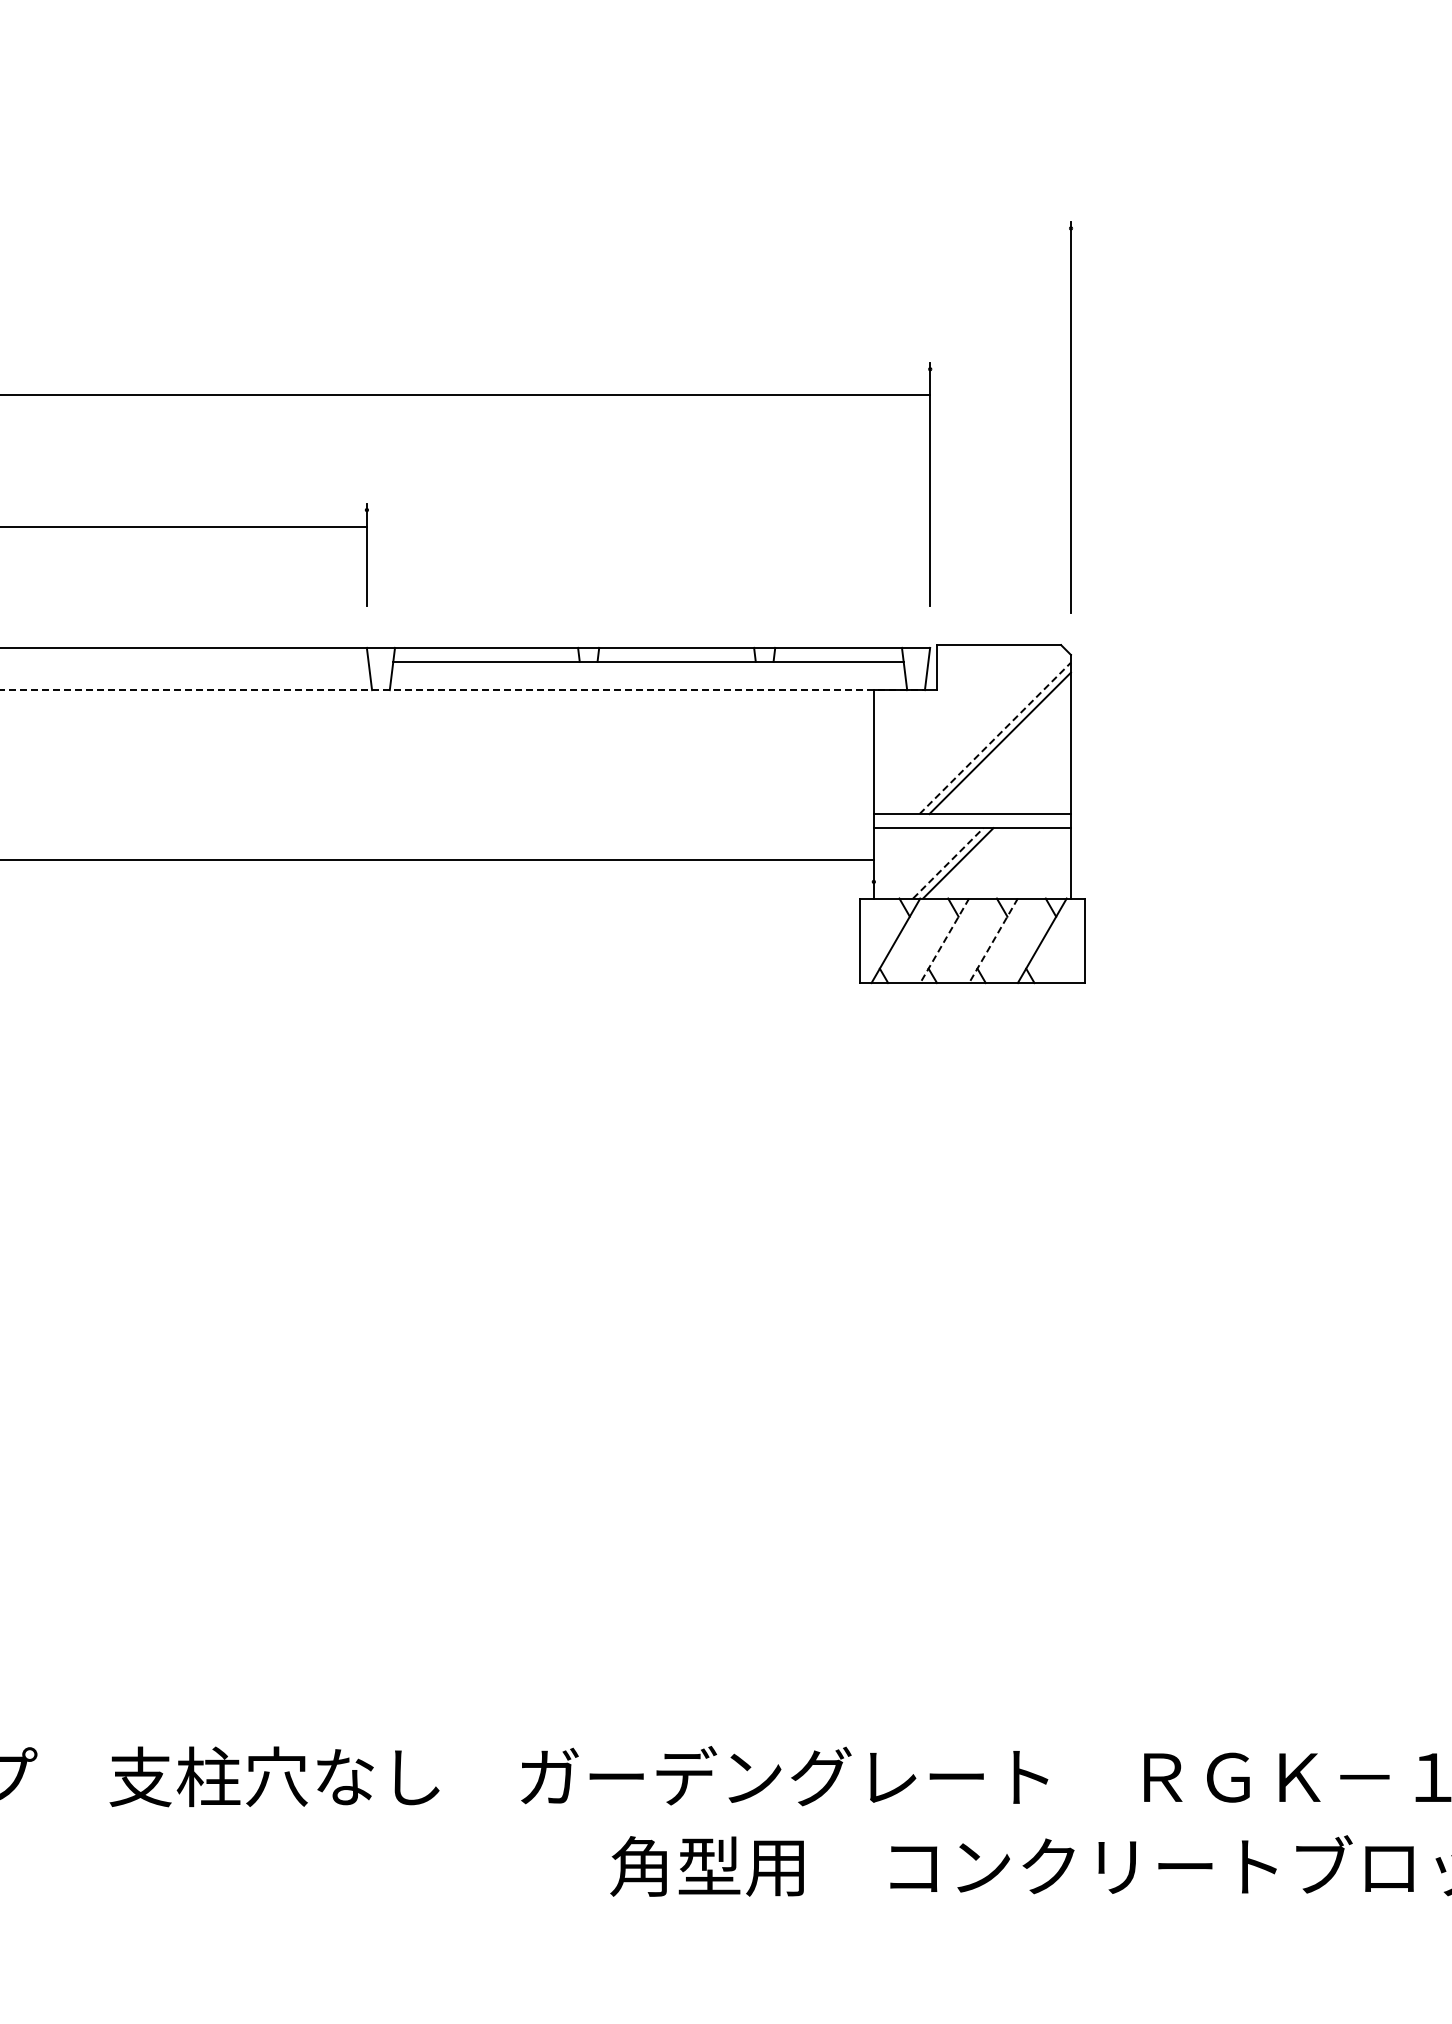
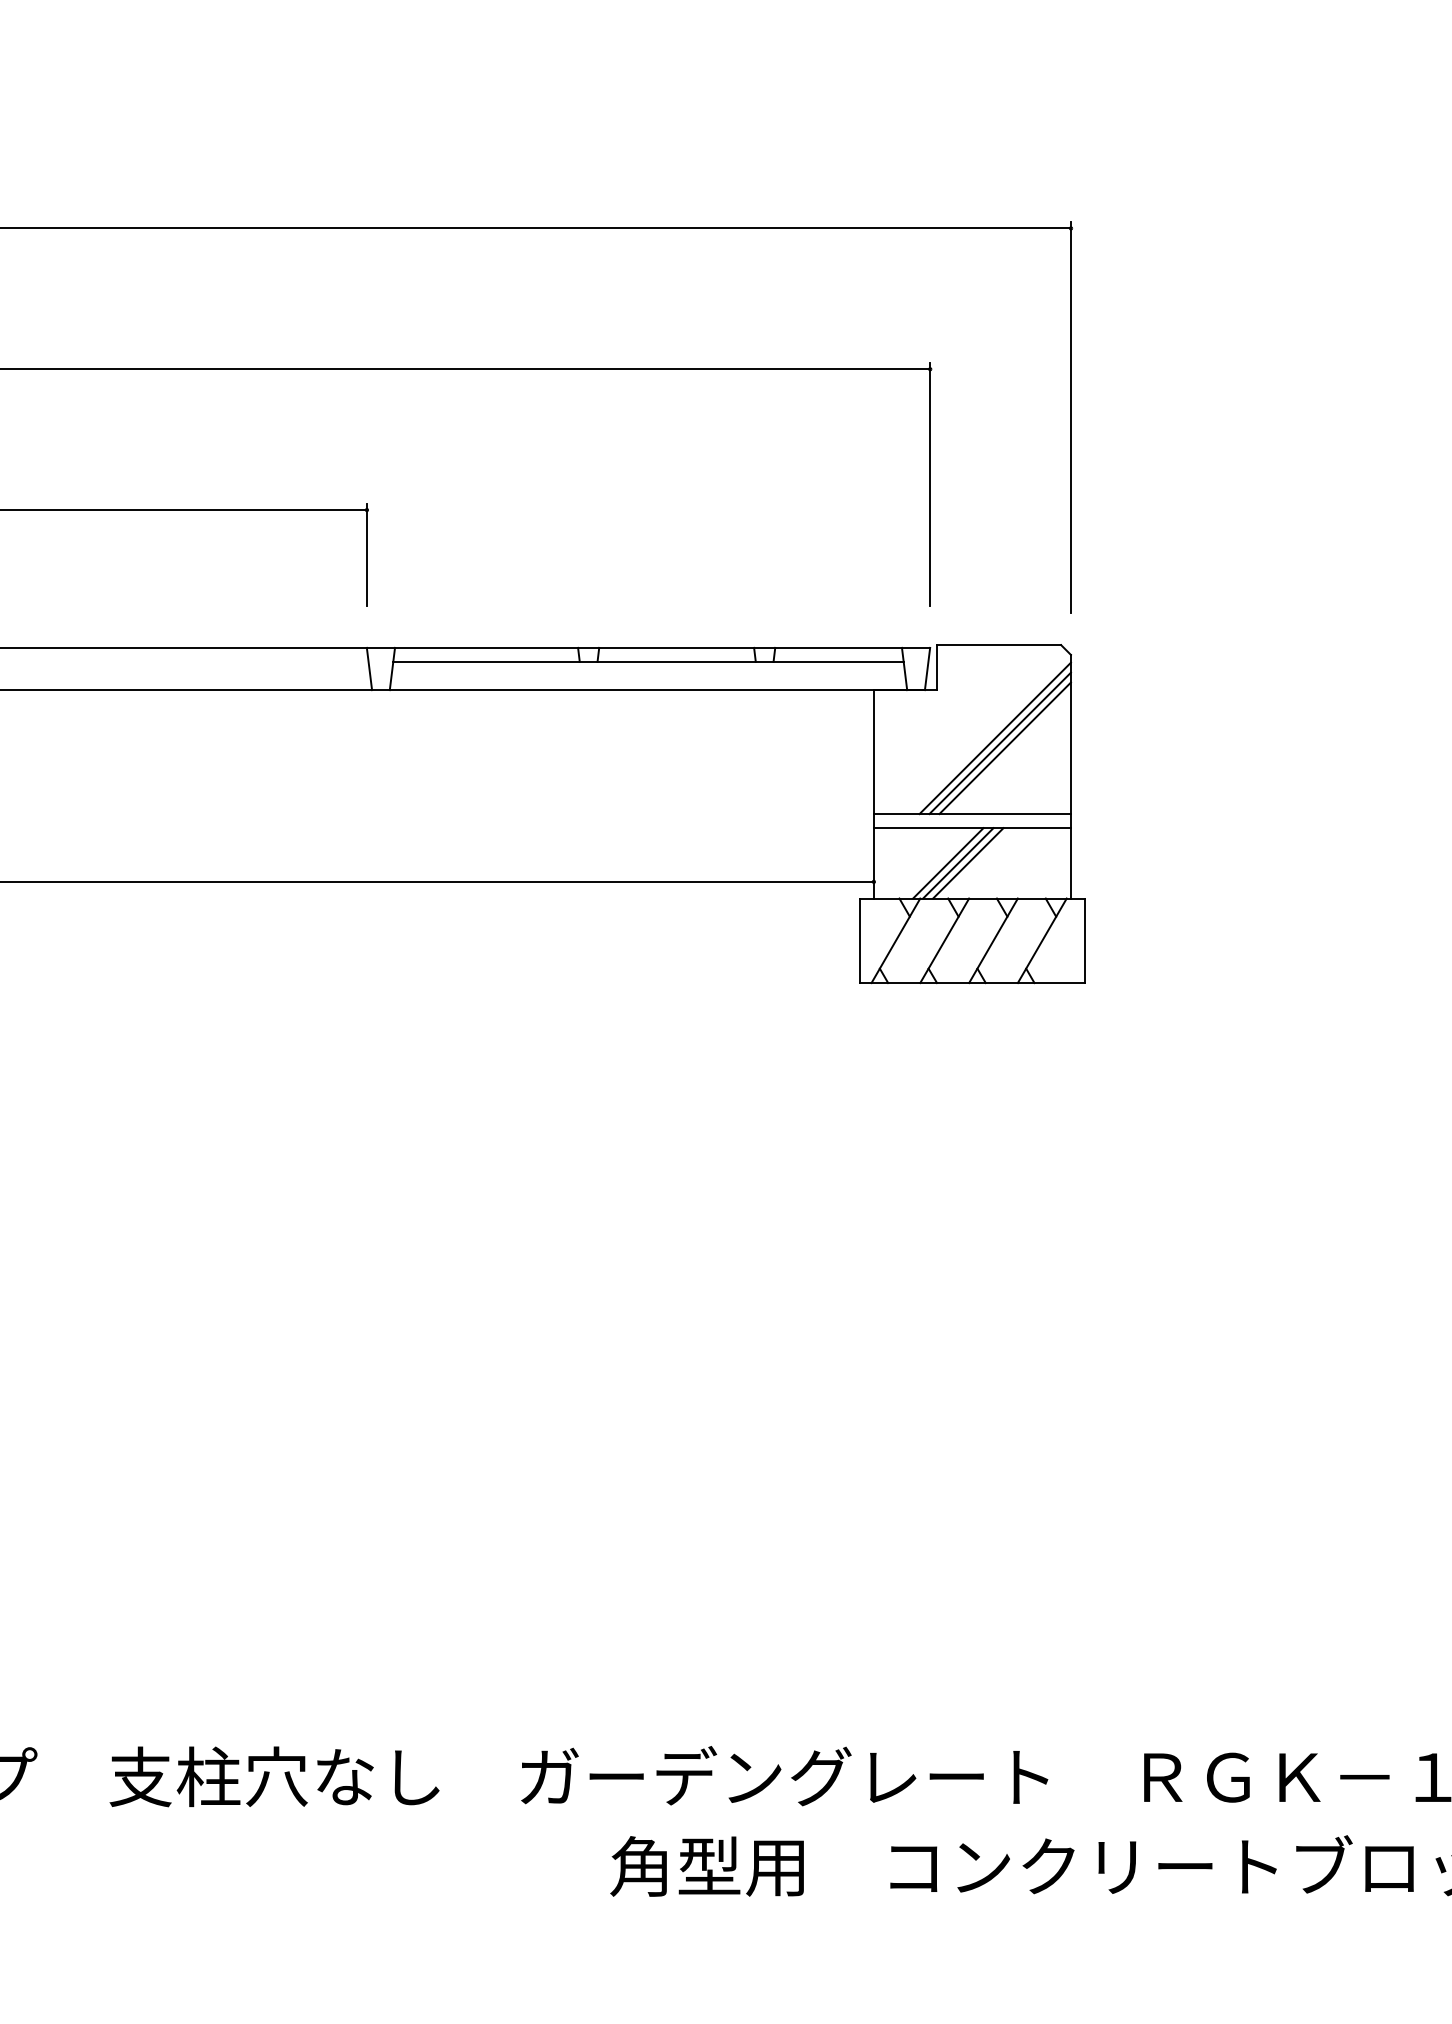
line: none -> present (536, 228)
line position: (466, 395) -> (466, 369) (466, 369)
line position: (184, 527) -> (184, 510) (184, 510)
line: dashed -> solid (463, 690)
line: dashed -> solid (995, 738)
line: none -> present (1004, 748)
line position: (437, 859) -> (437, 881) (437, 881)
line: dashed -> solid (948, 863)
line: none -> present (968, 863)
line: dashed -> solid (944, 940)
line: dashed -> solid (993, 940)
